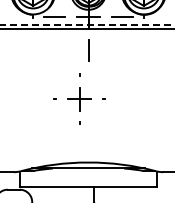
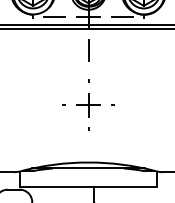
line: dashed -> solid (87, 24)
part position: (79, 98) -> (88, 104) (88, 104)
